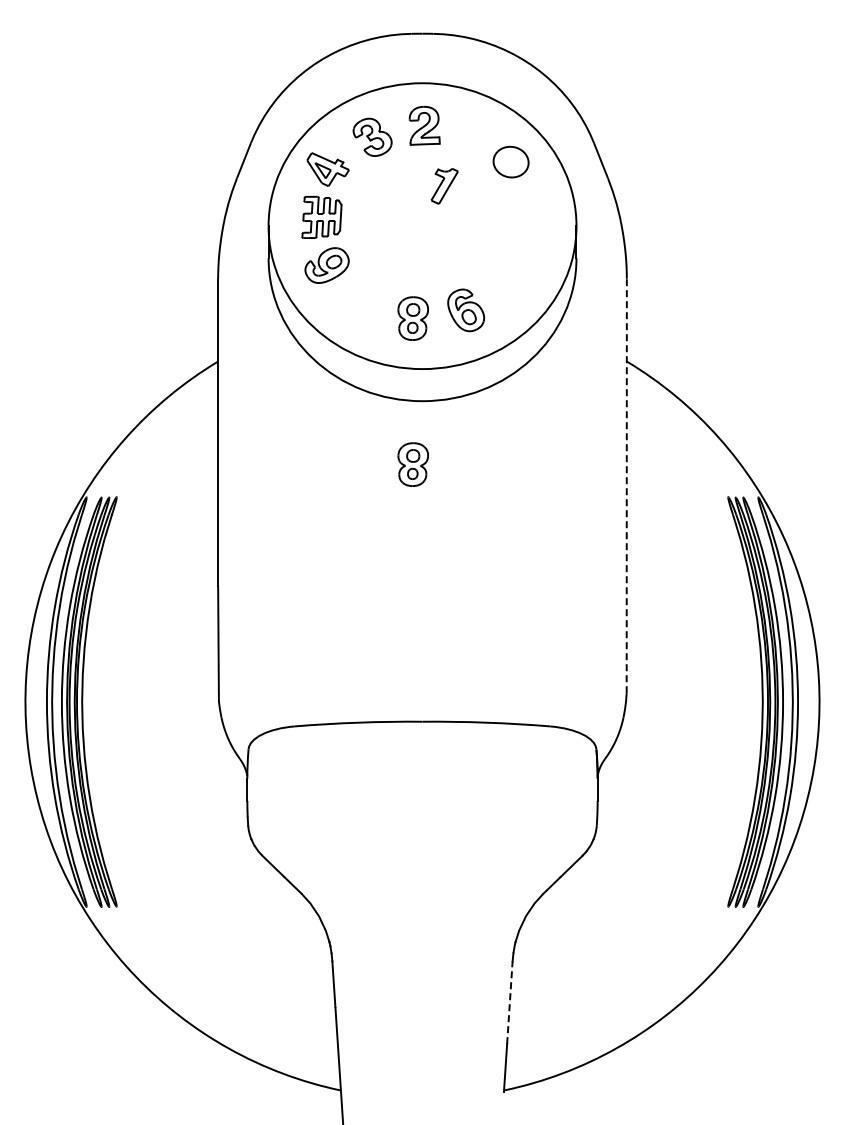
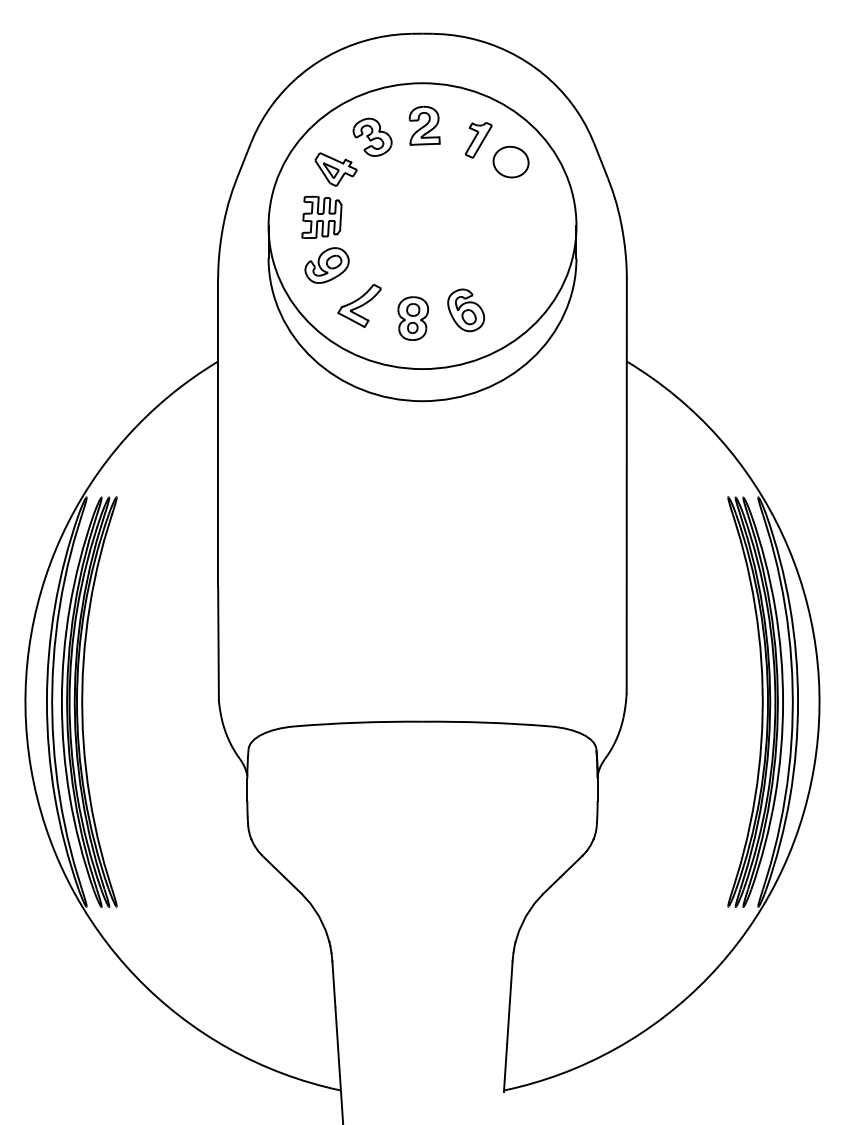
part position: (327, 169) -> (335, 169) (335, 169)
part position: (444, 186) -> (478, 140) (478, 140)
part: none -> present (359, 305)
part: present -> none (412, 464)
line: dashed -> solid (626, 485)
line: dashed -> solid (509, 1002)
